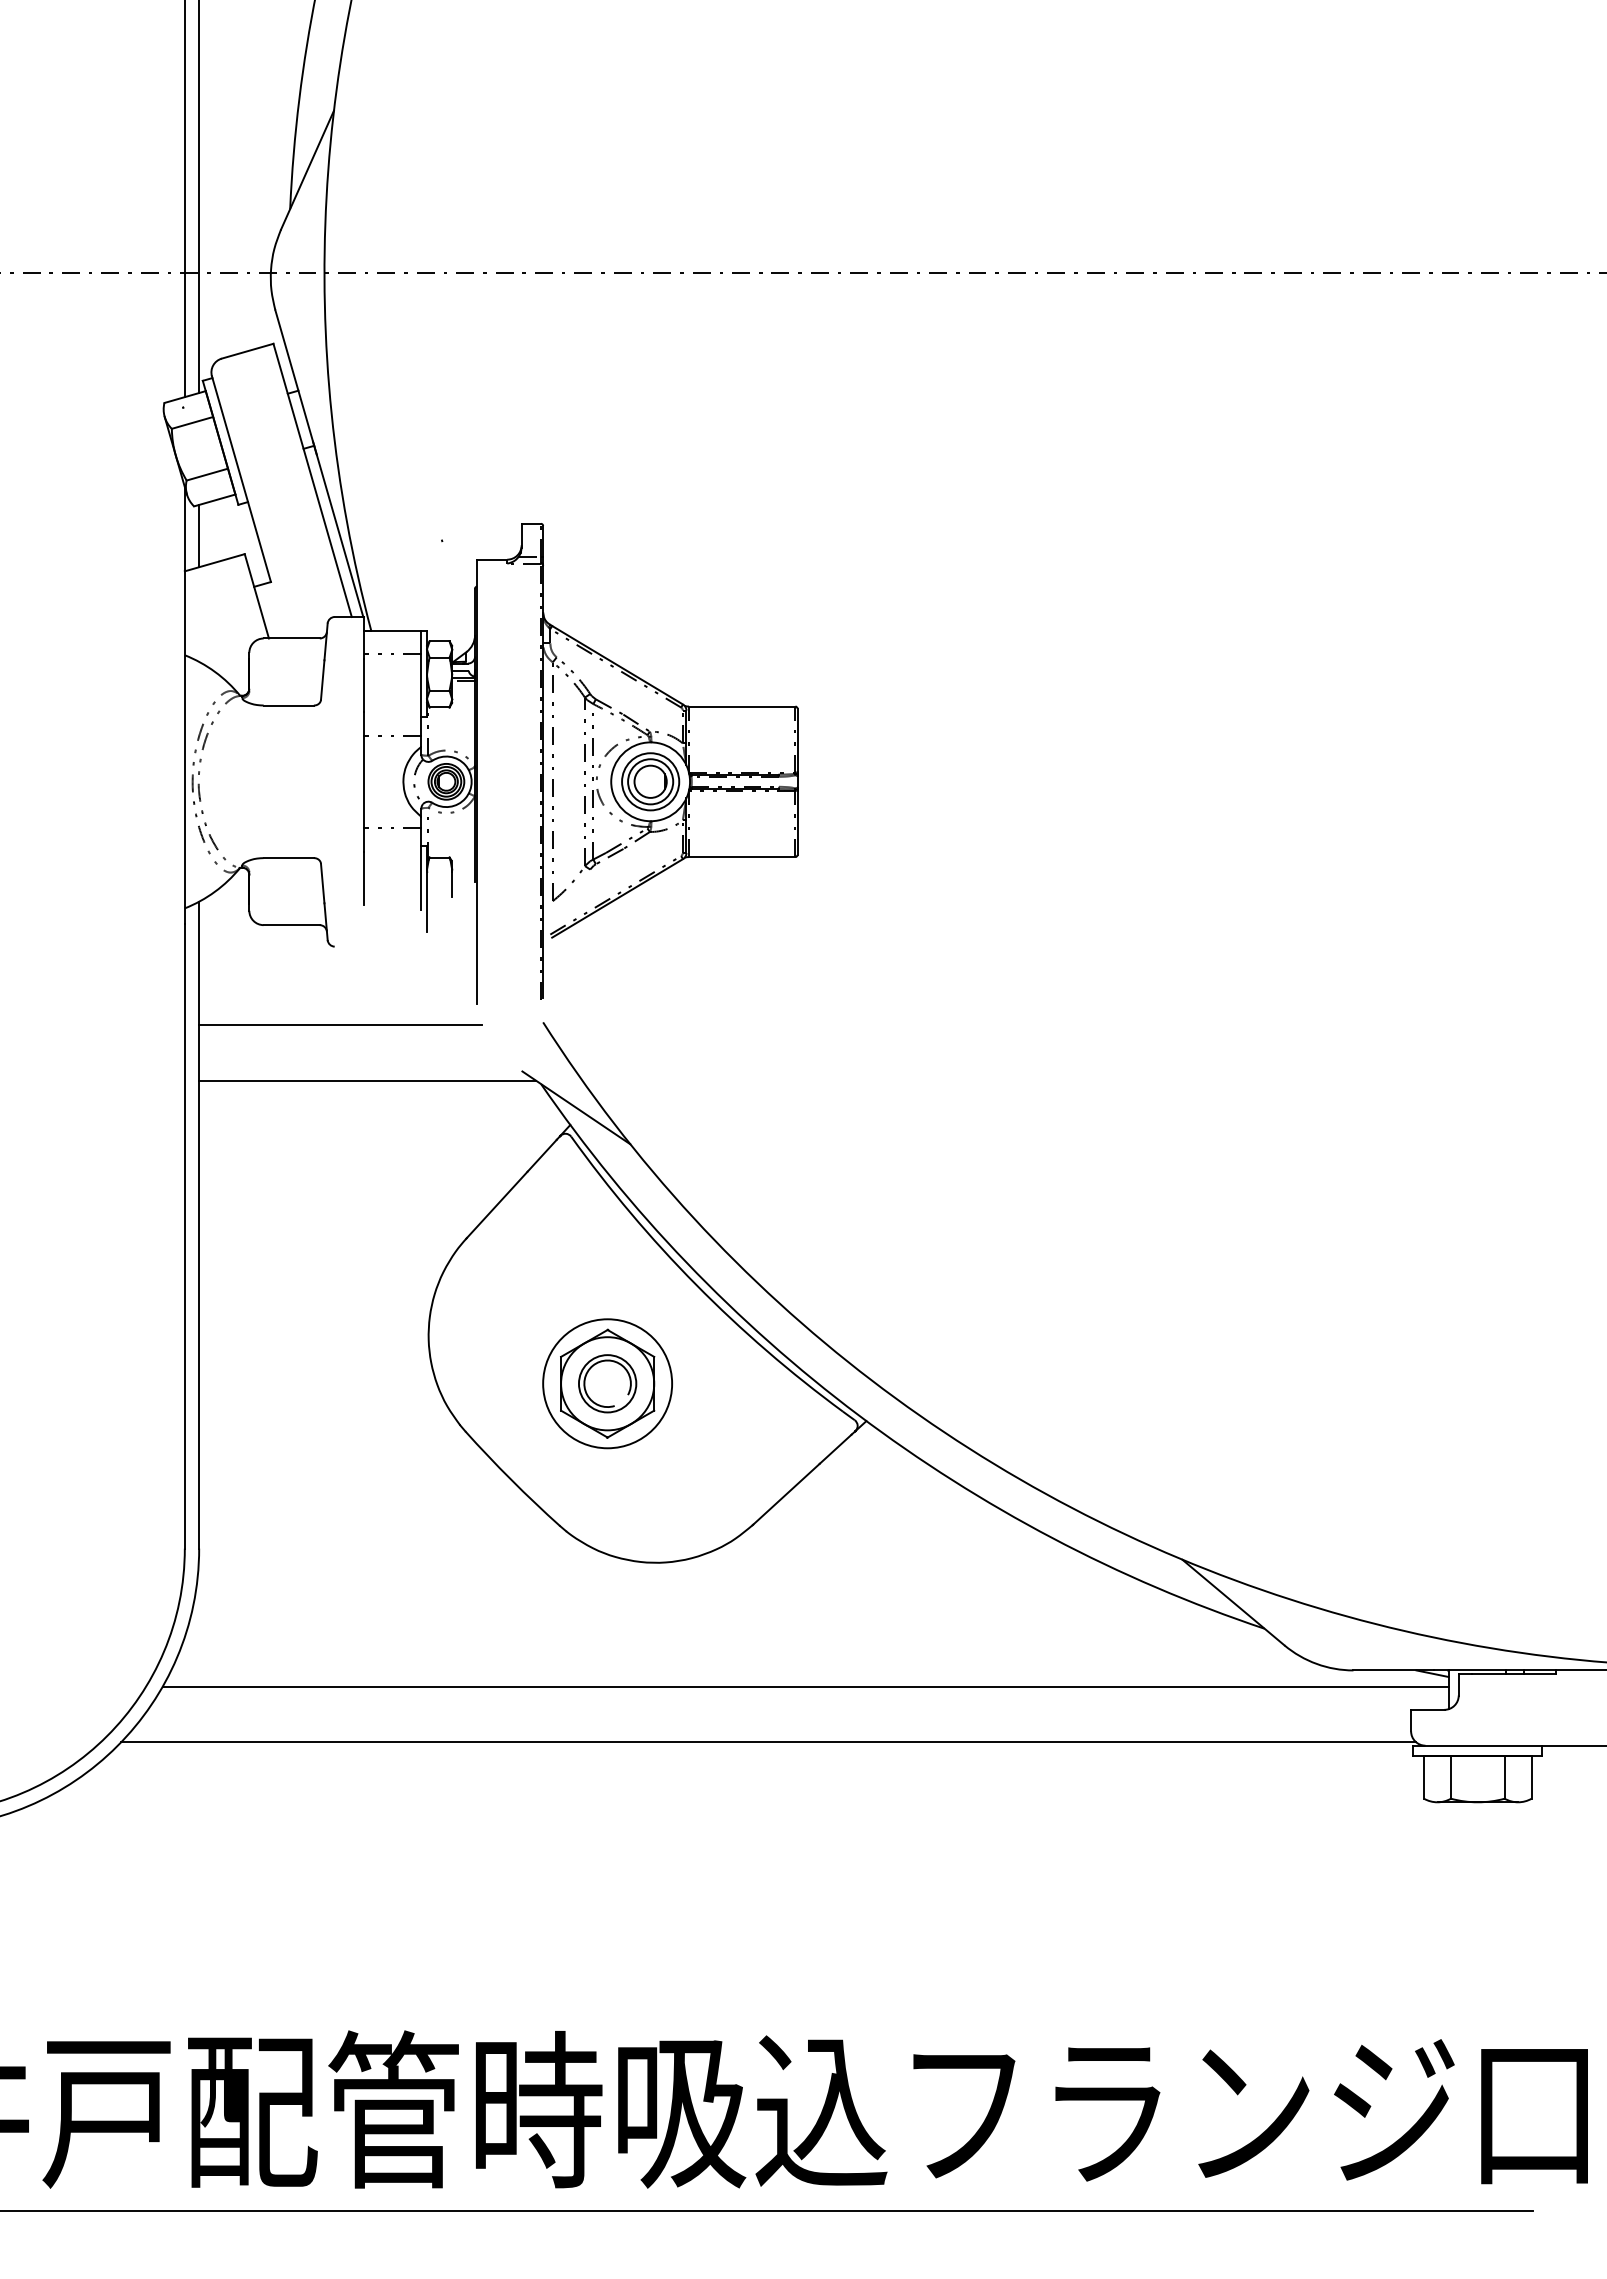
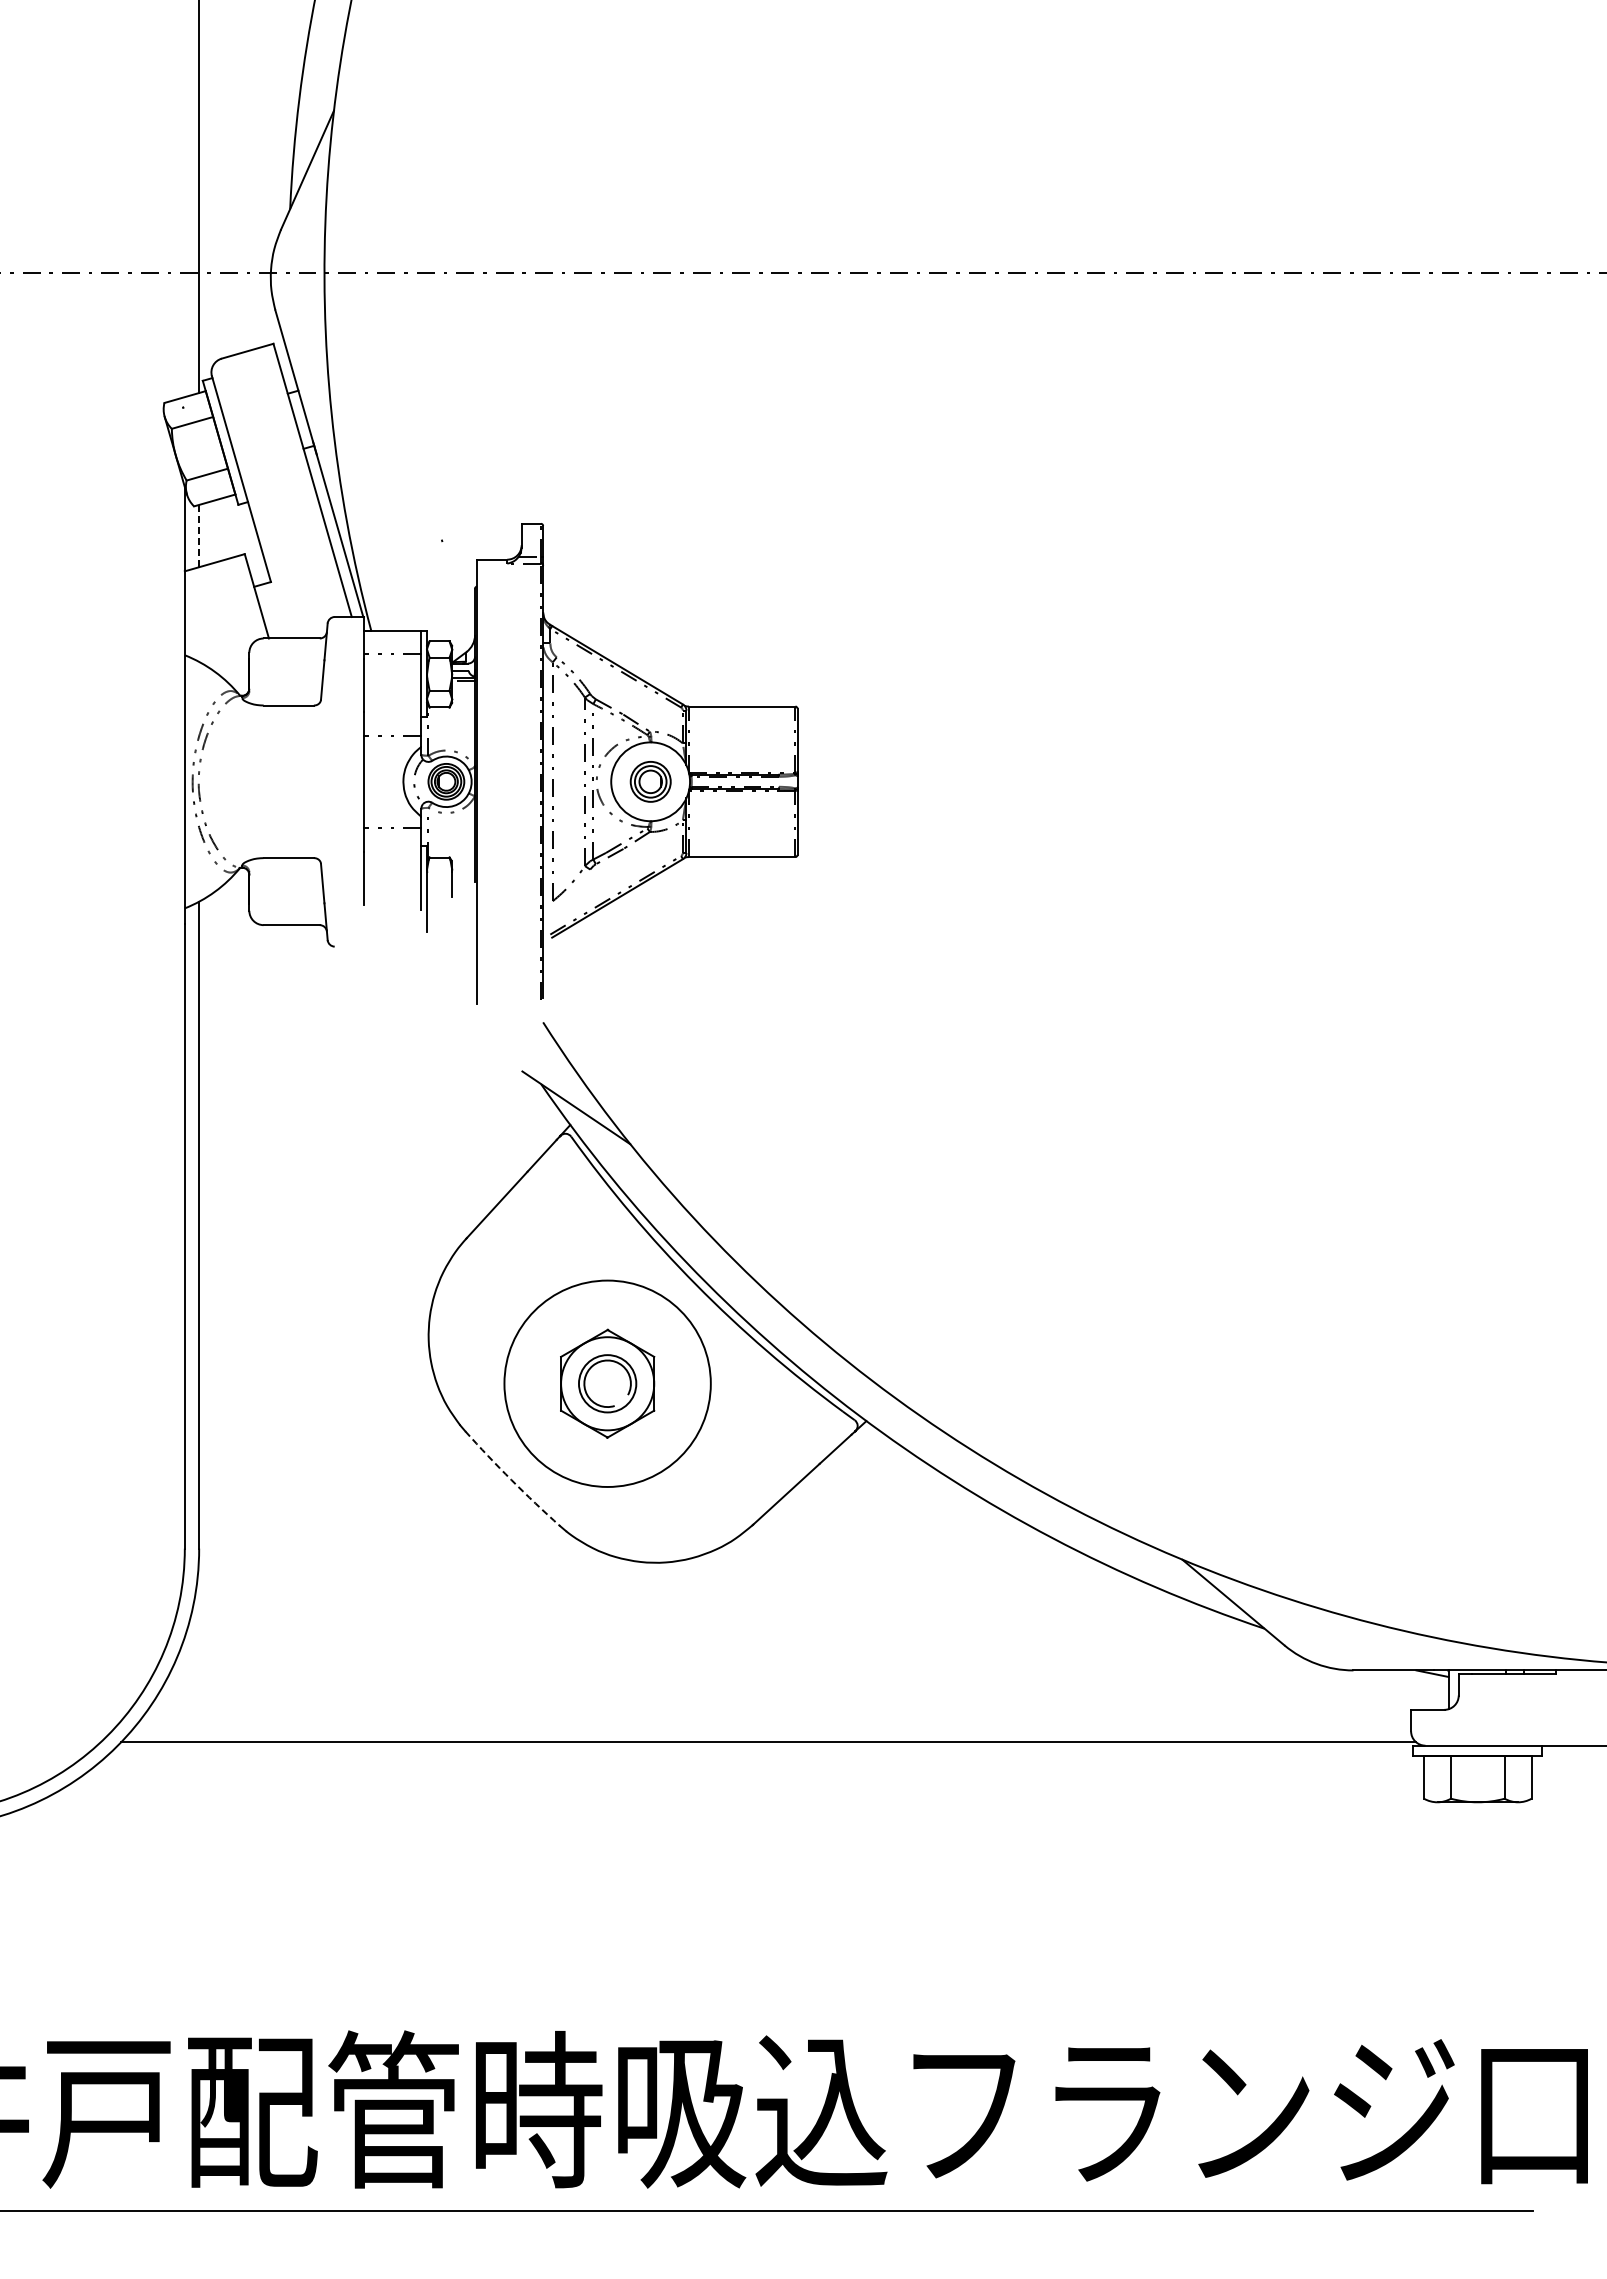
line: present -> none (184, 199)
line: solid -> dashed (199, 536)
part size: 60x60 px -> 43x42 px (650, 781)
line: present -> none (340, 1025)
line: present -> none (367, 1080)
circle diameter: 129 px -> 206 px (607, 1383)
arc: solid -> dashed (511, 1479)
line: present -> none (805, 1686)
